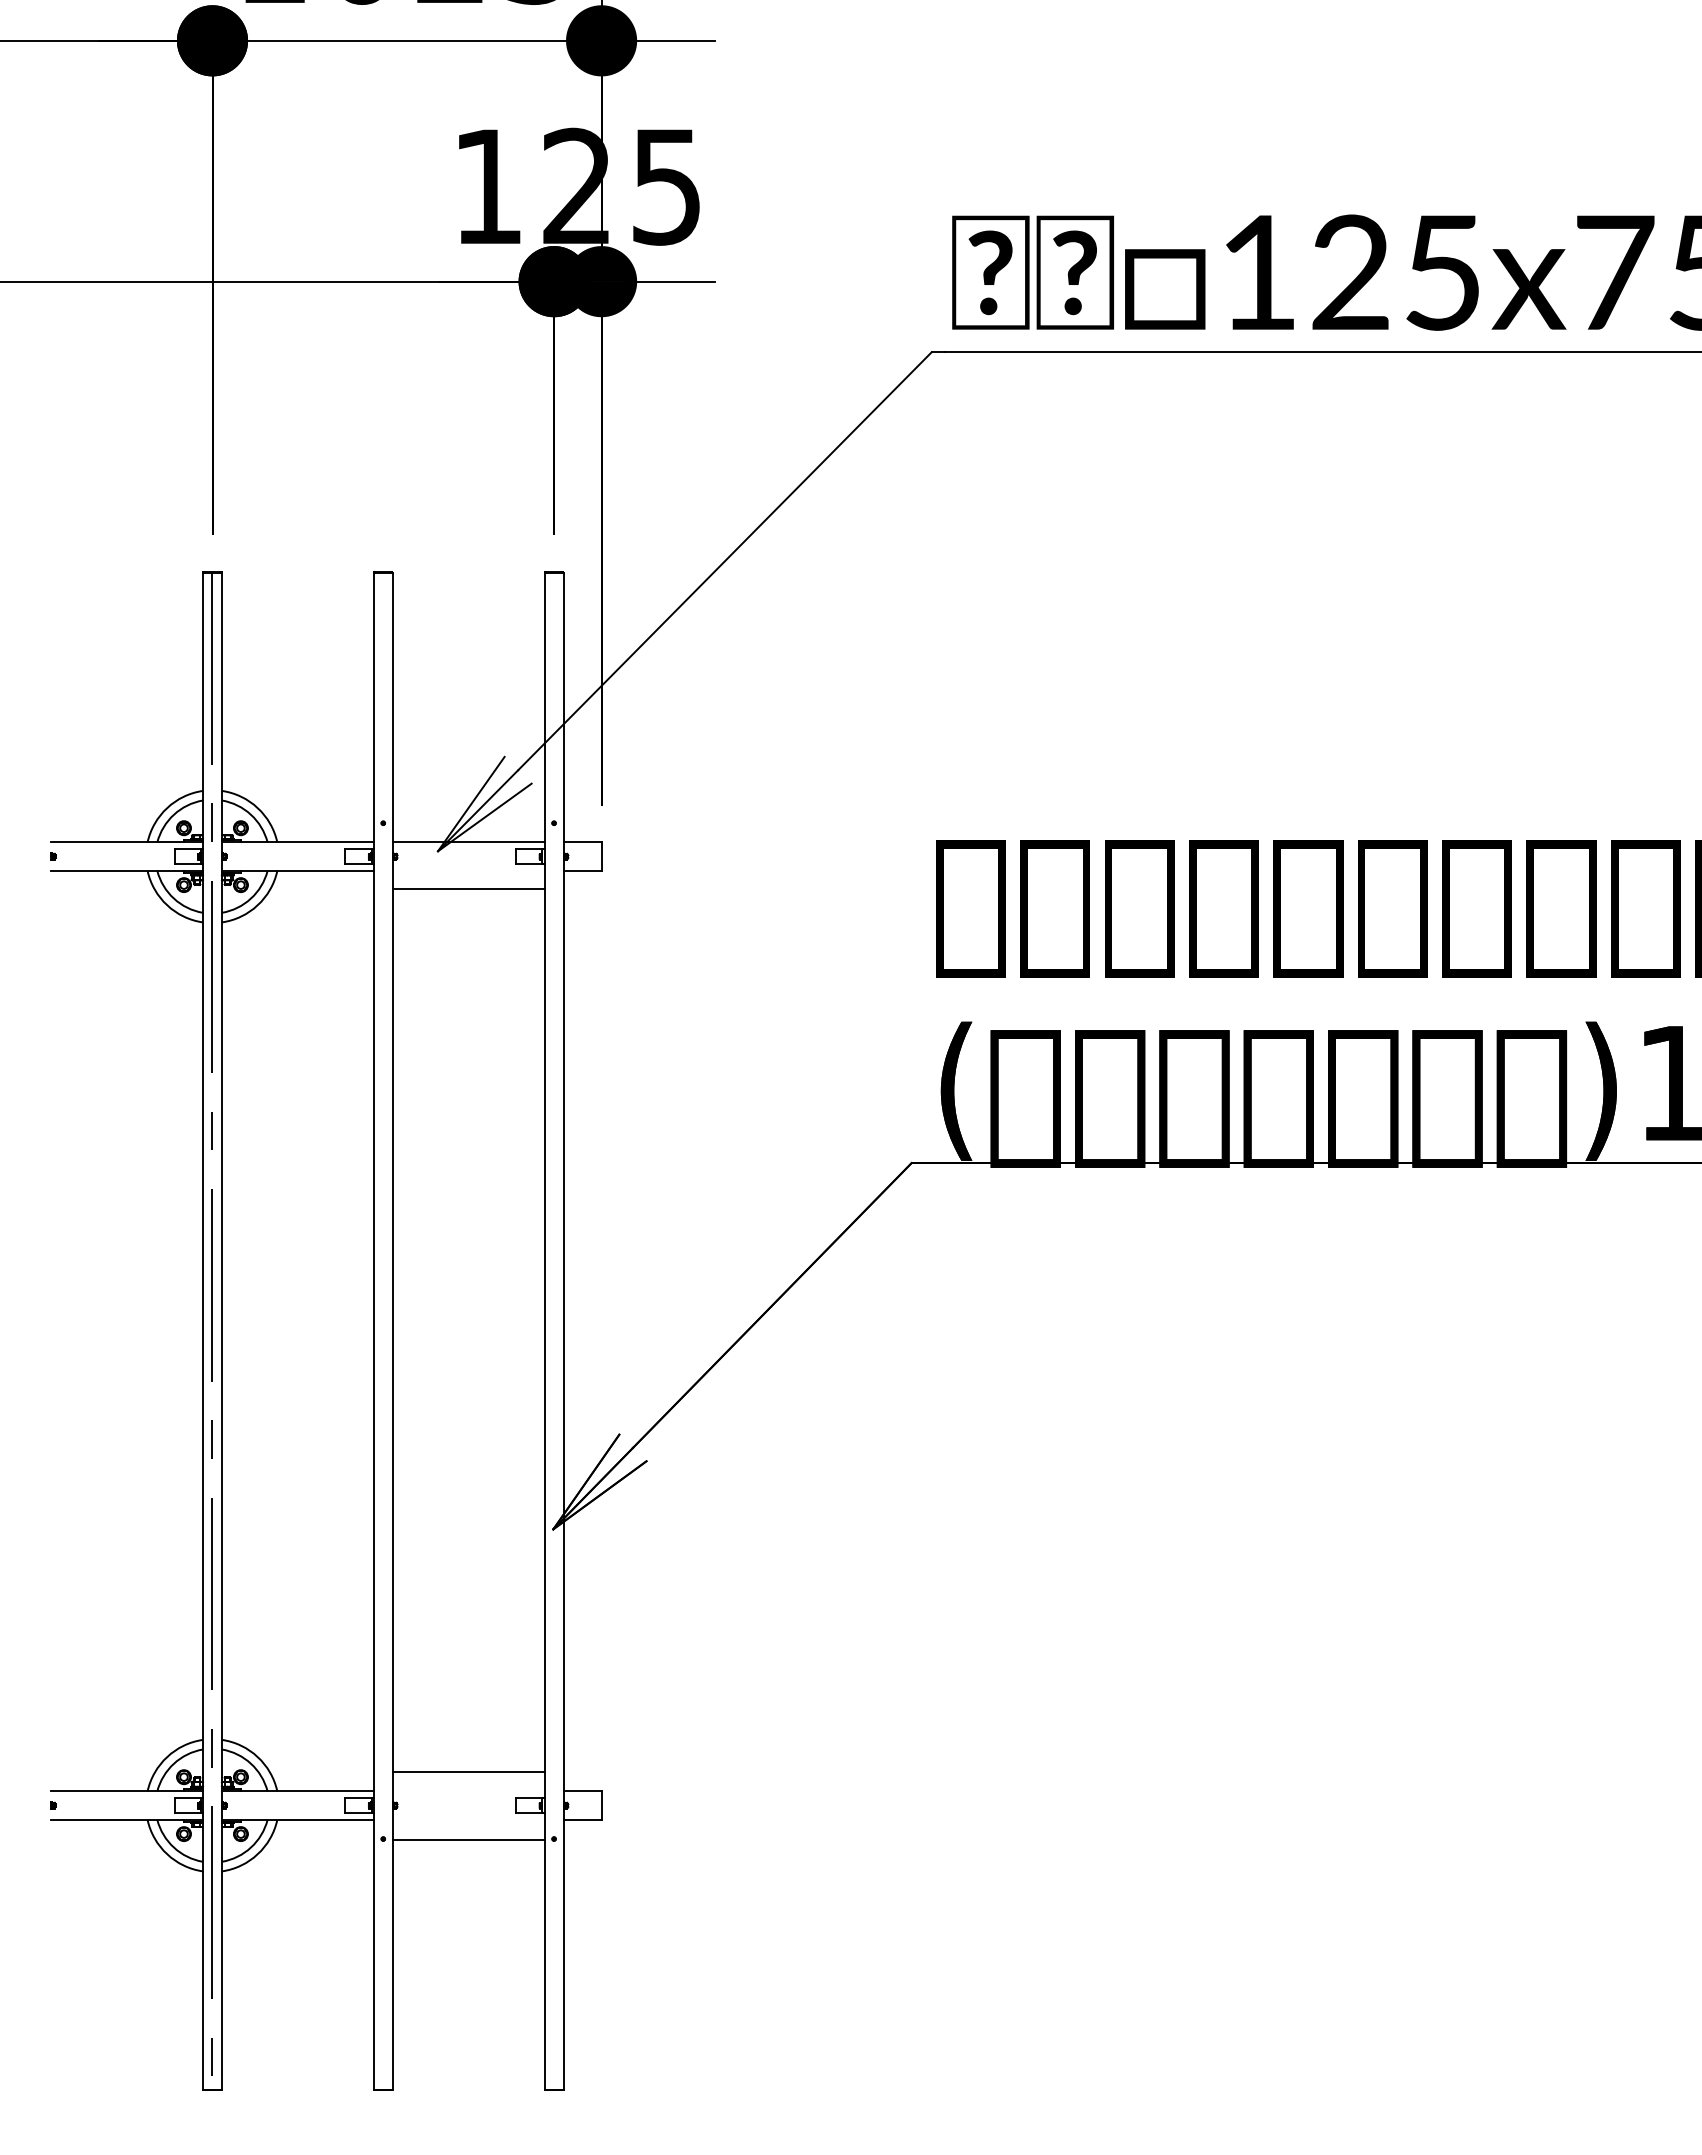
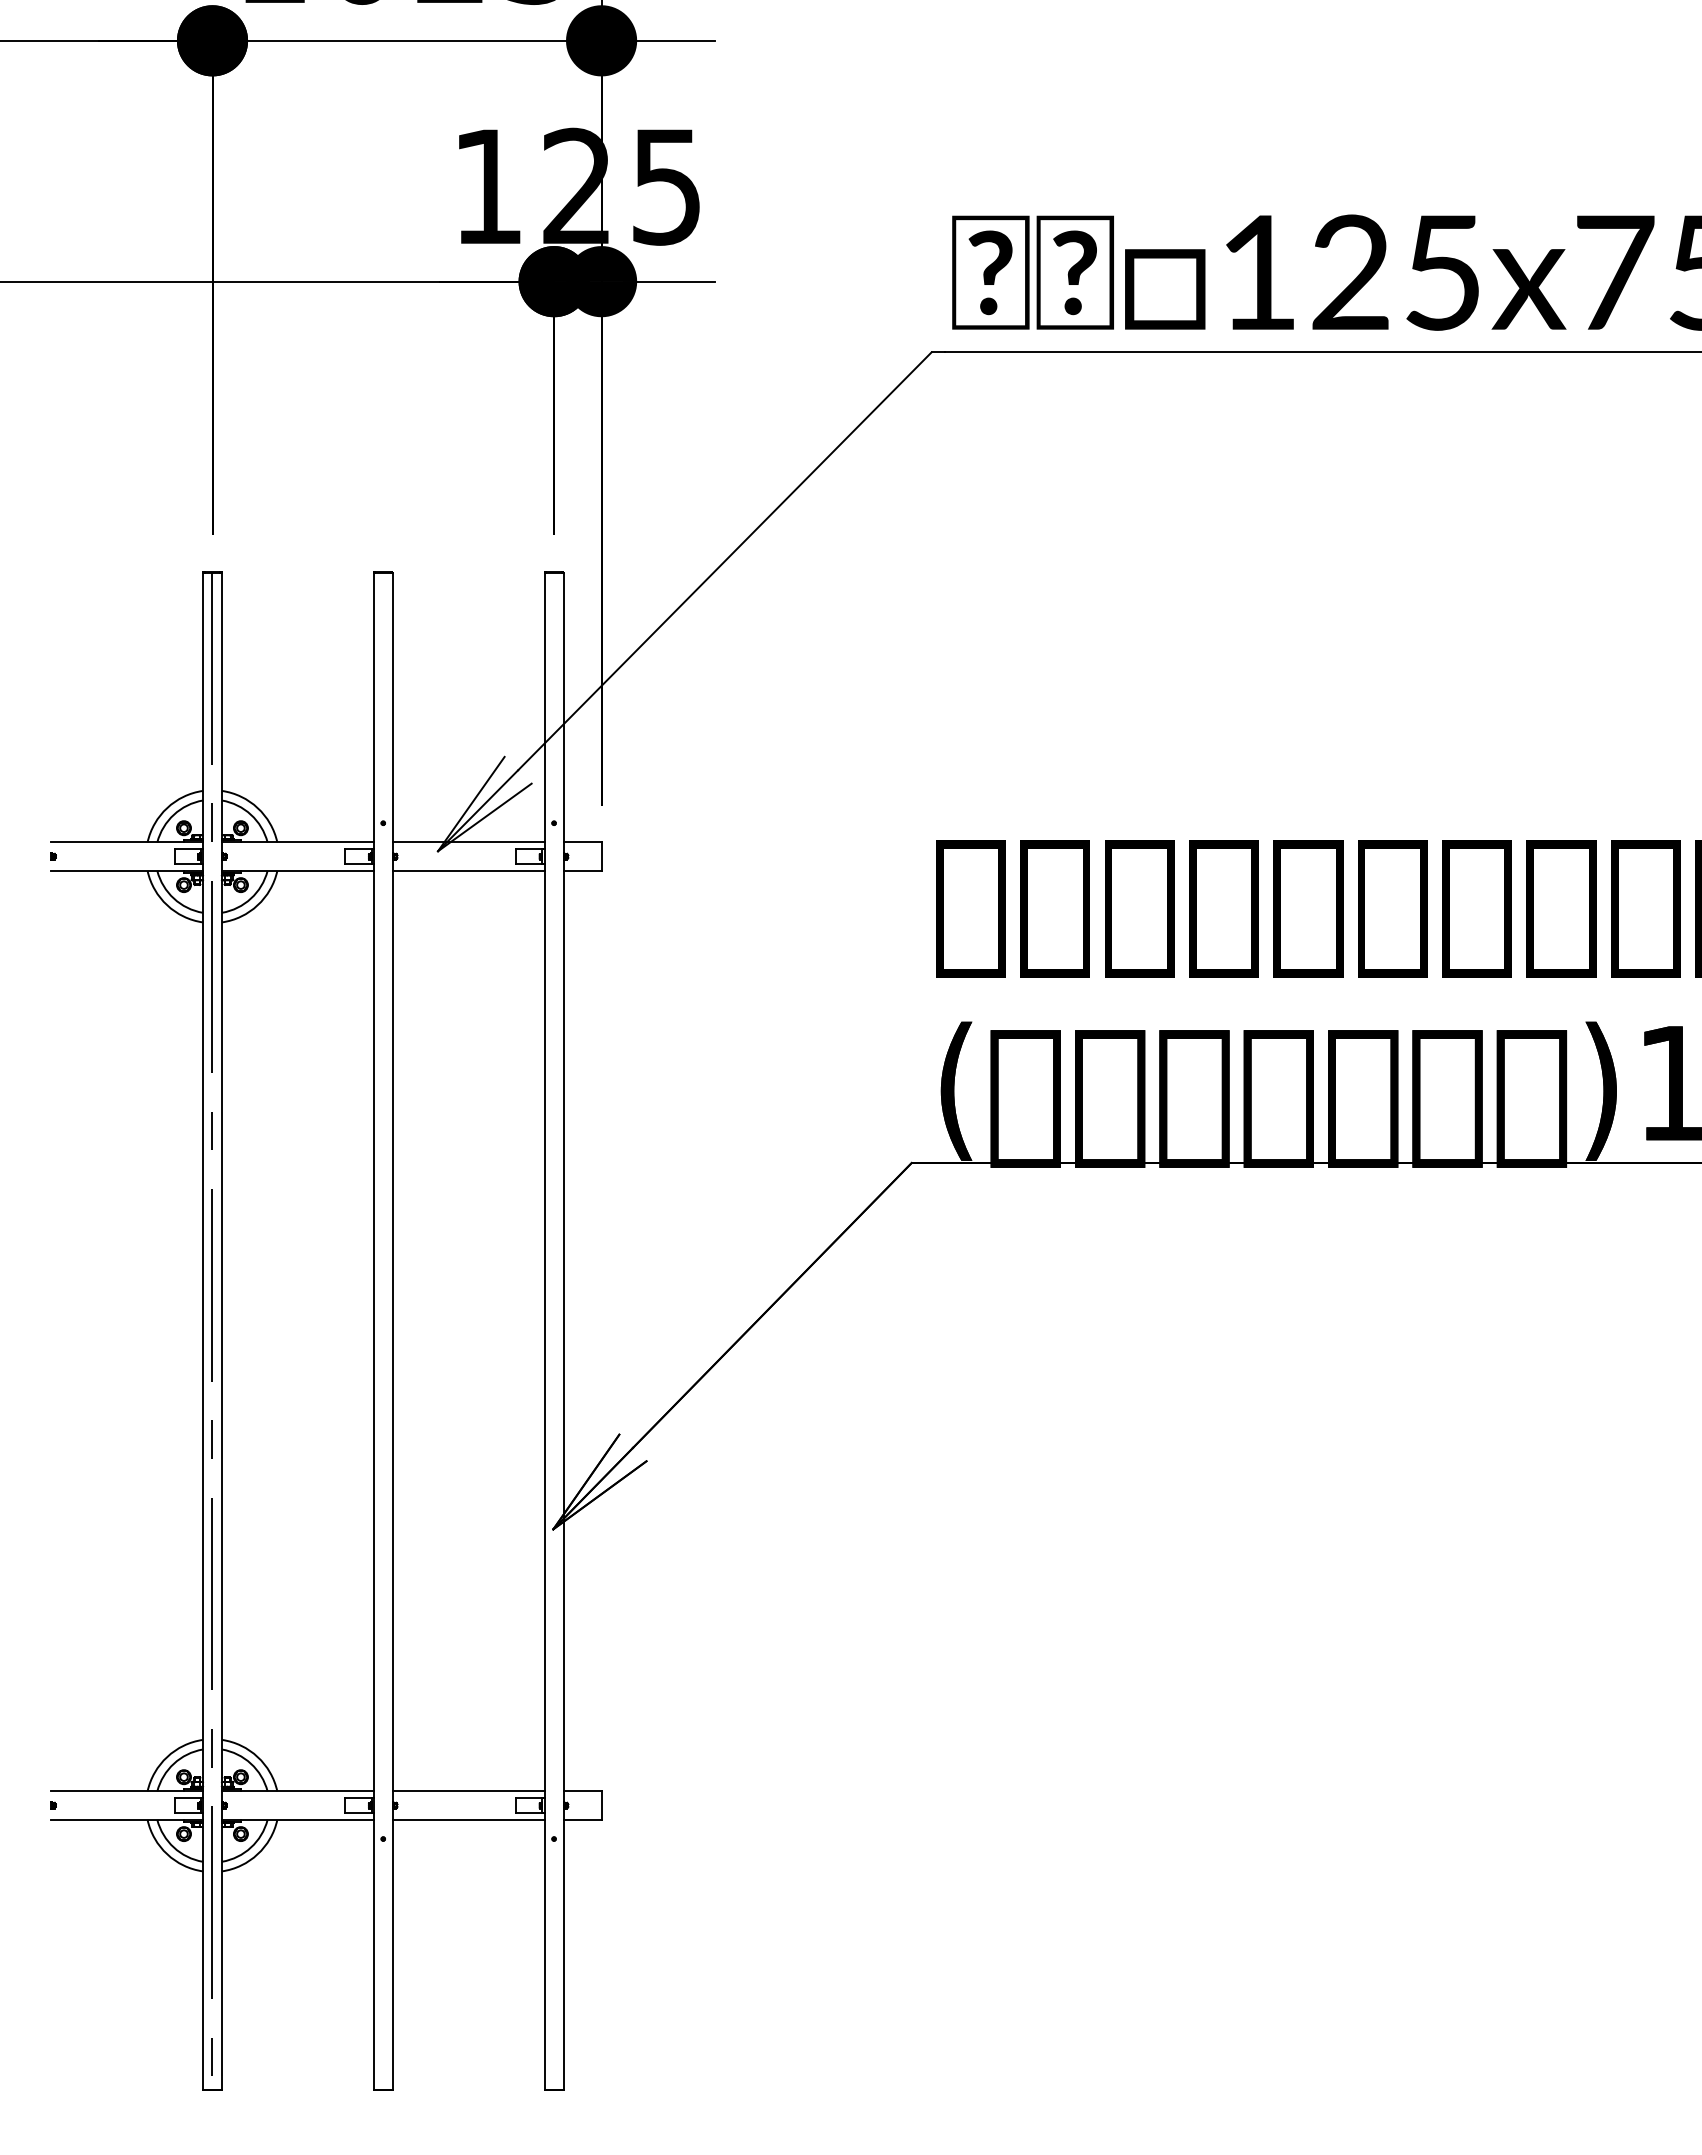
line position: (468, 888) -> (468, 870) (468, 870)
line position: (468, 1772) -> (468, 1791) (468, 1791)
line position: (468, 1839) -> (468, 1819) (468, 1819)
